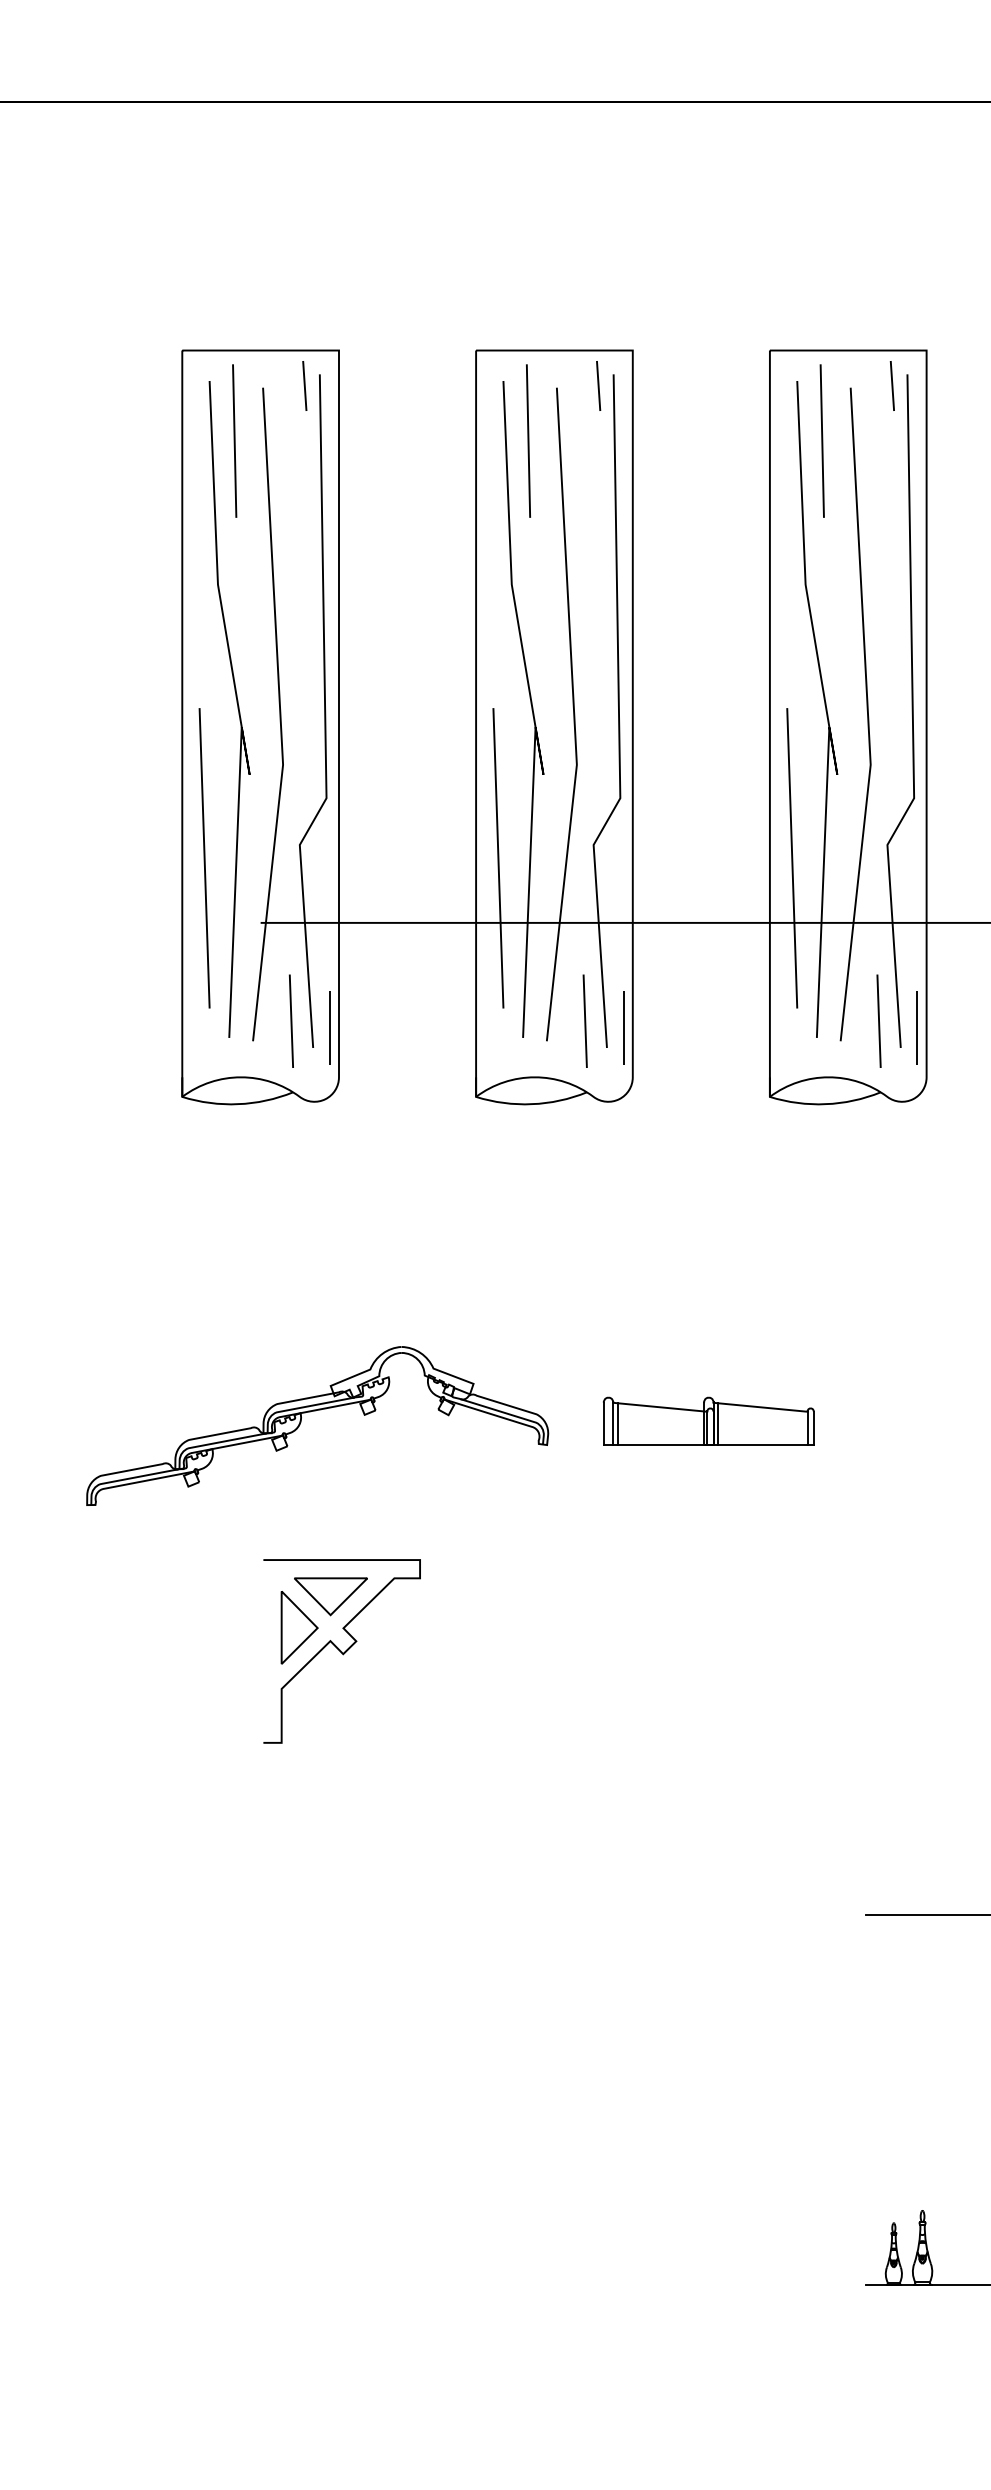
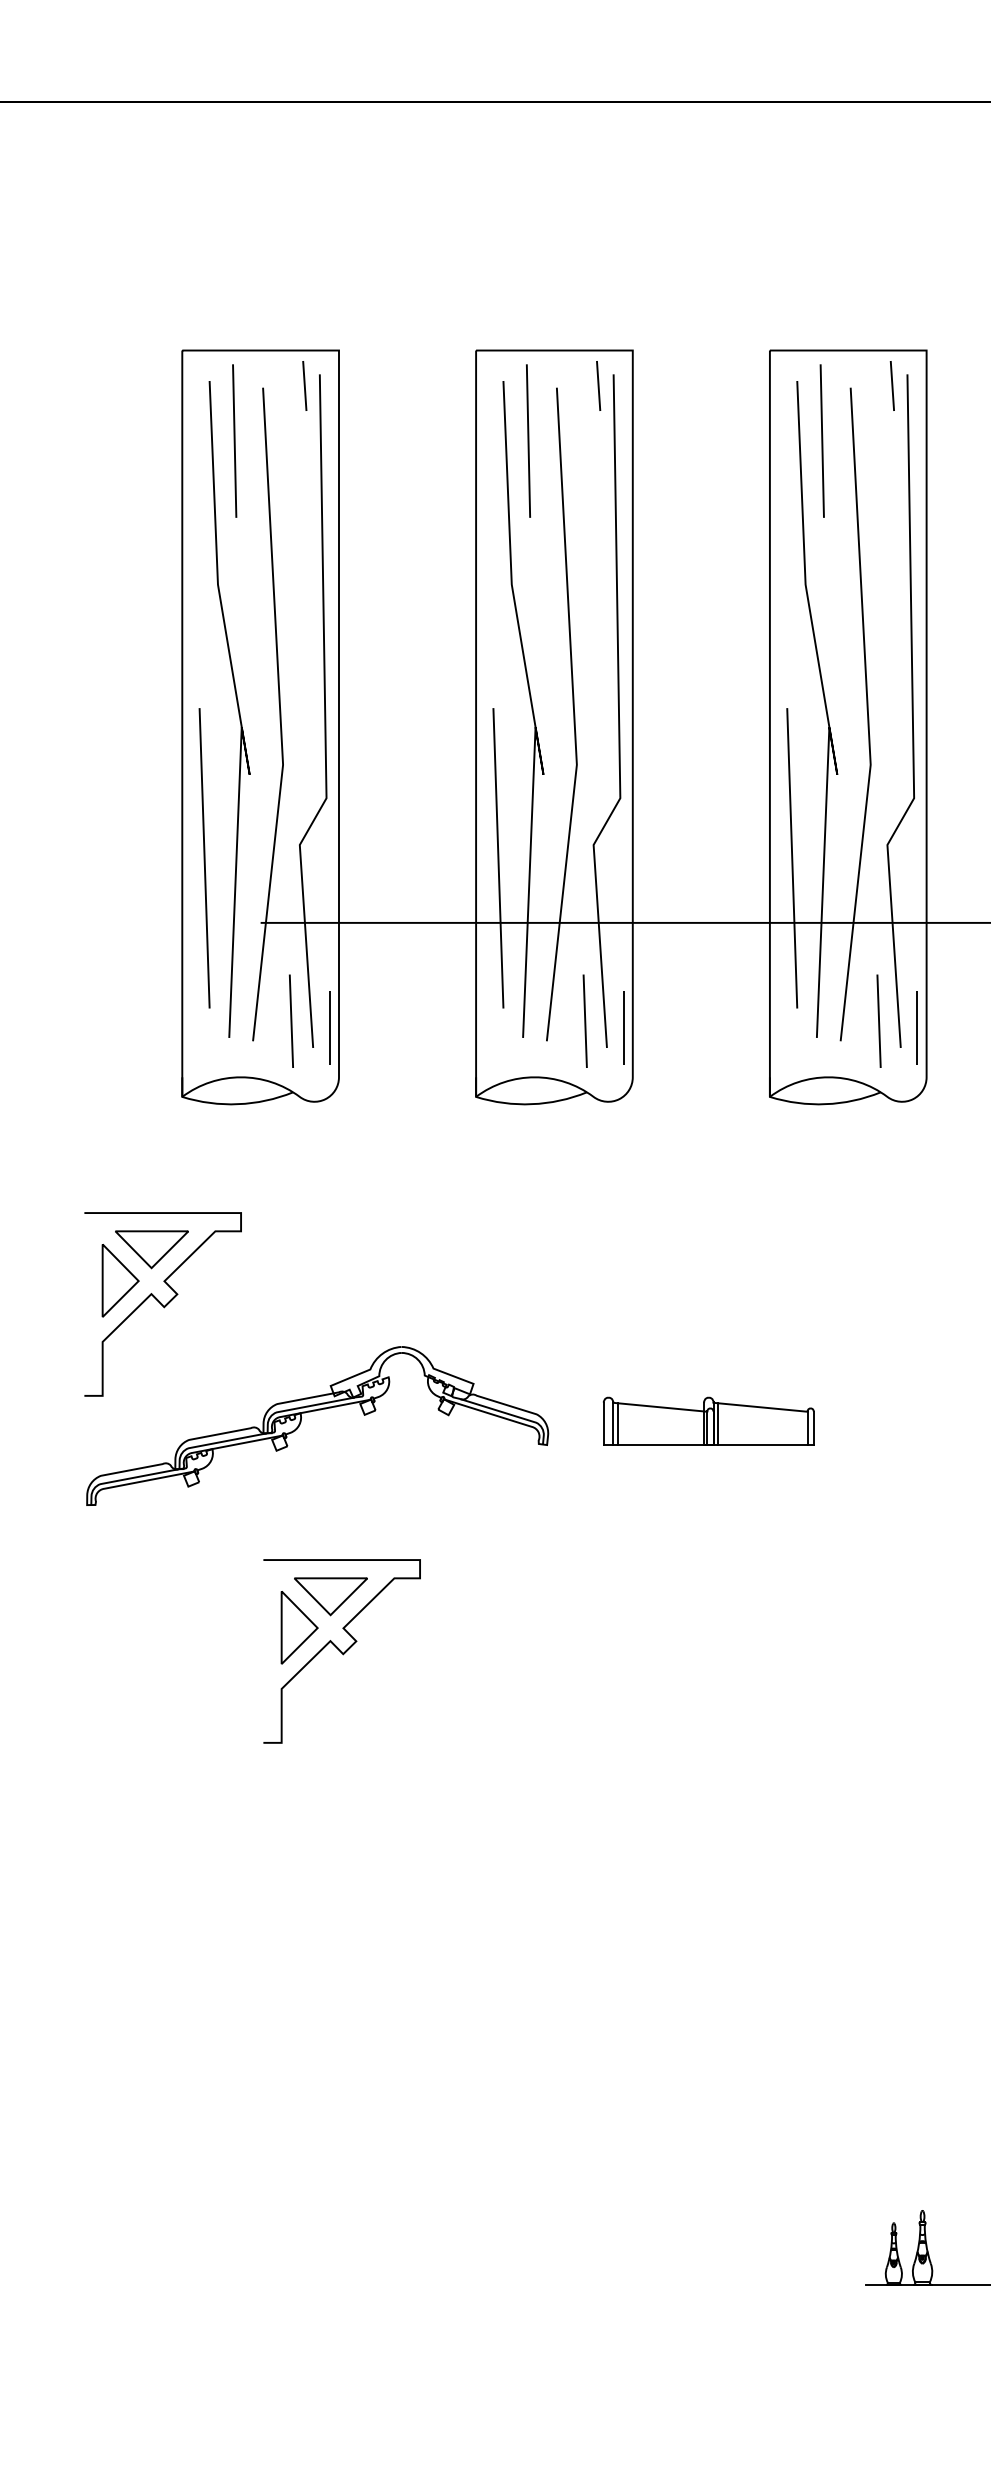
part: none -> present (162, 1304)
line: present -> none (926, 1914)
